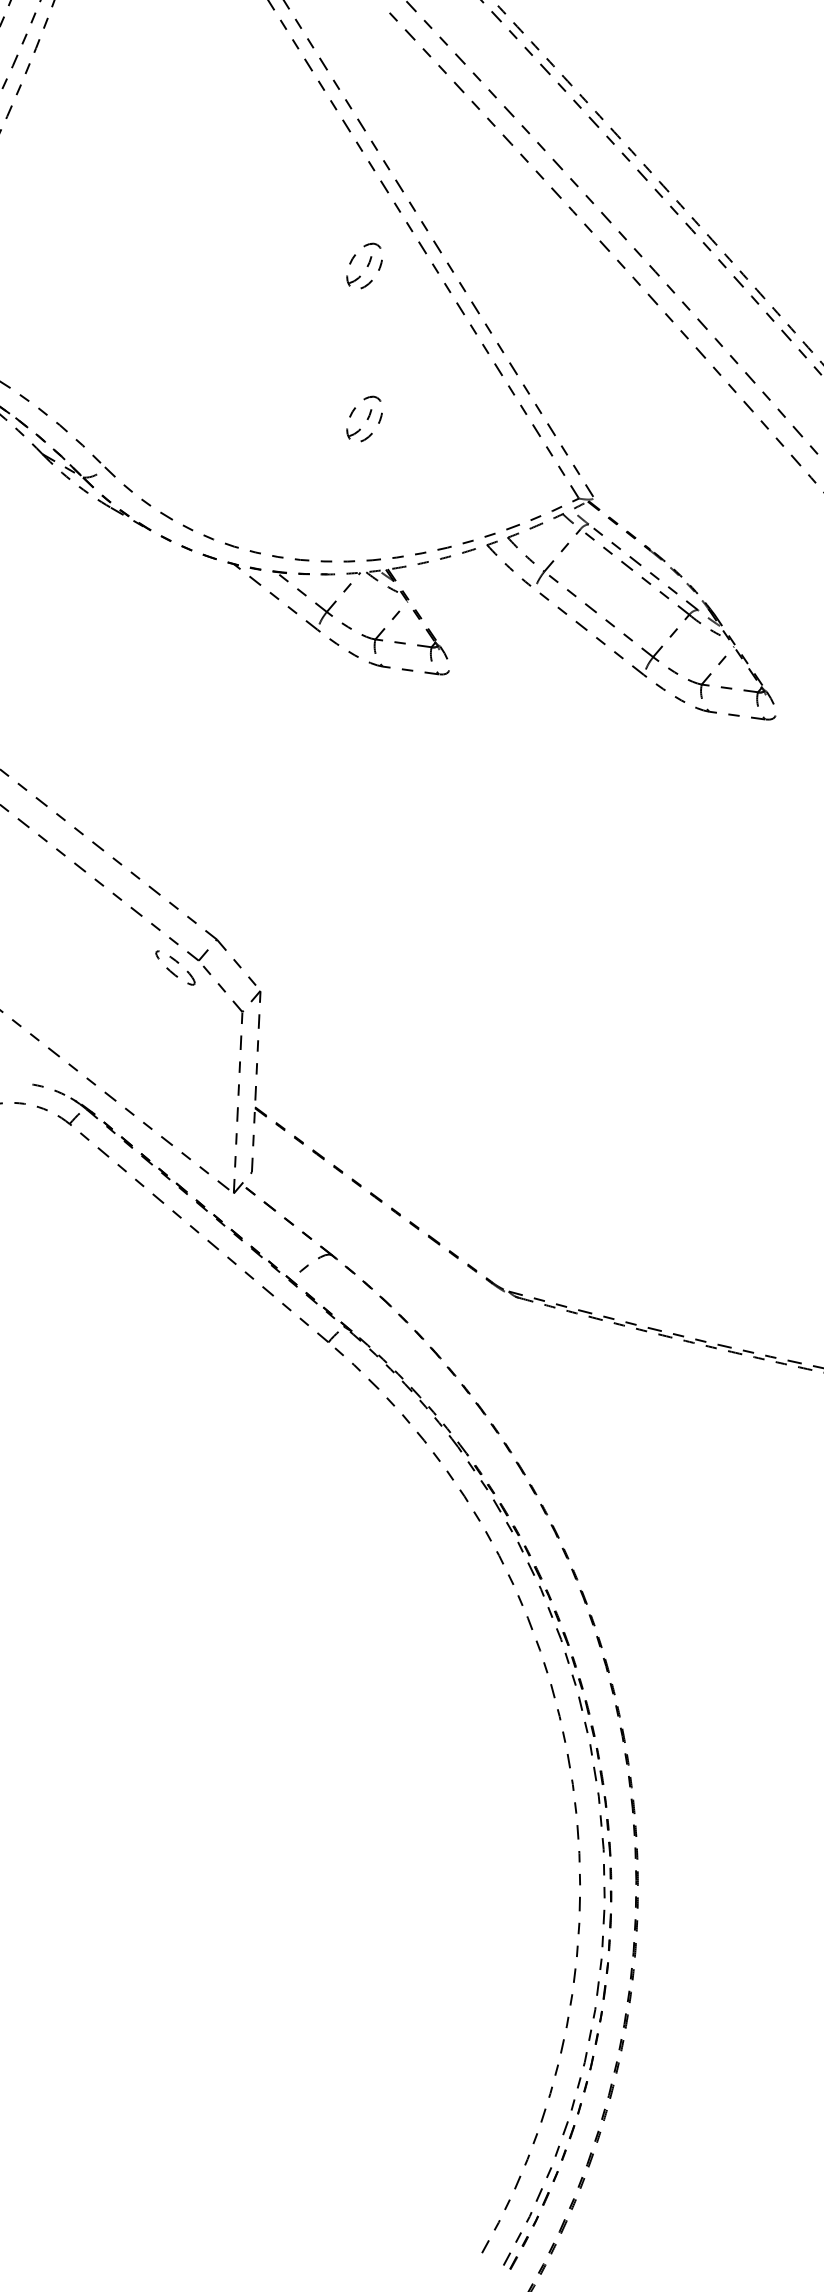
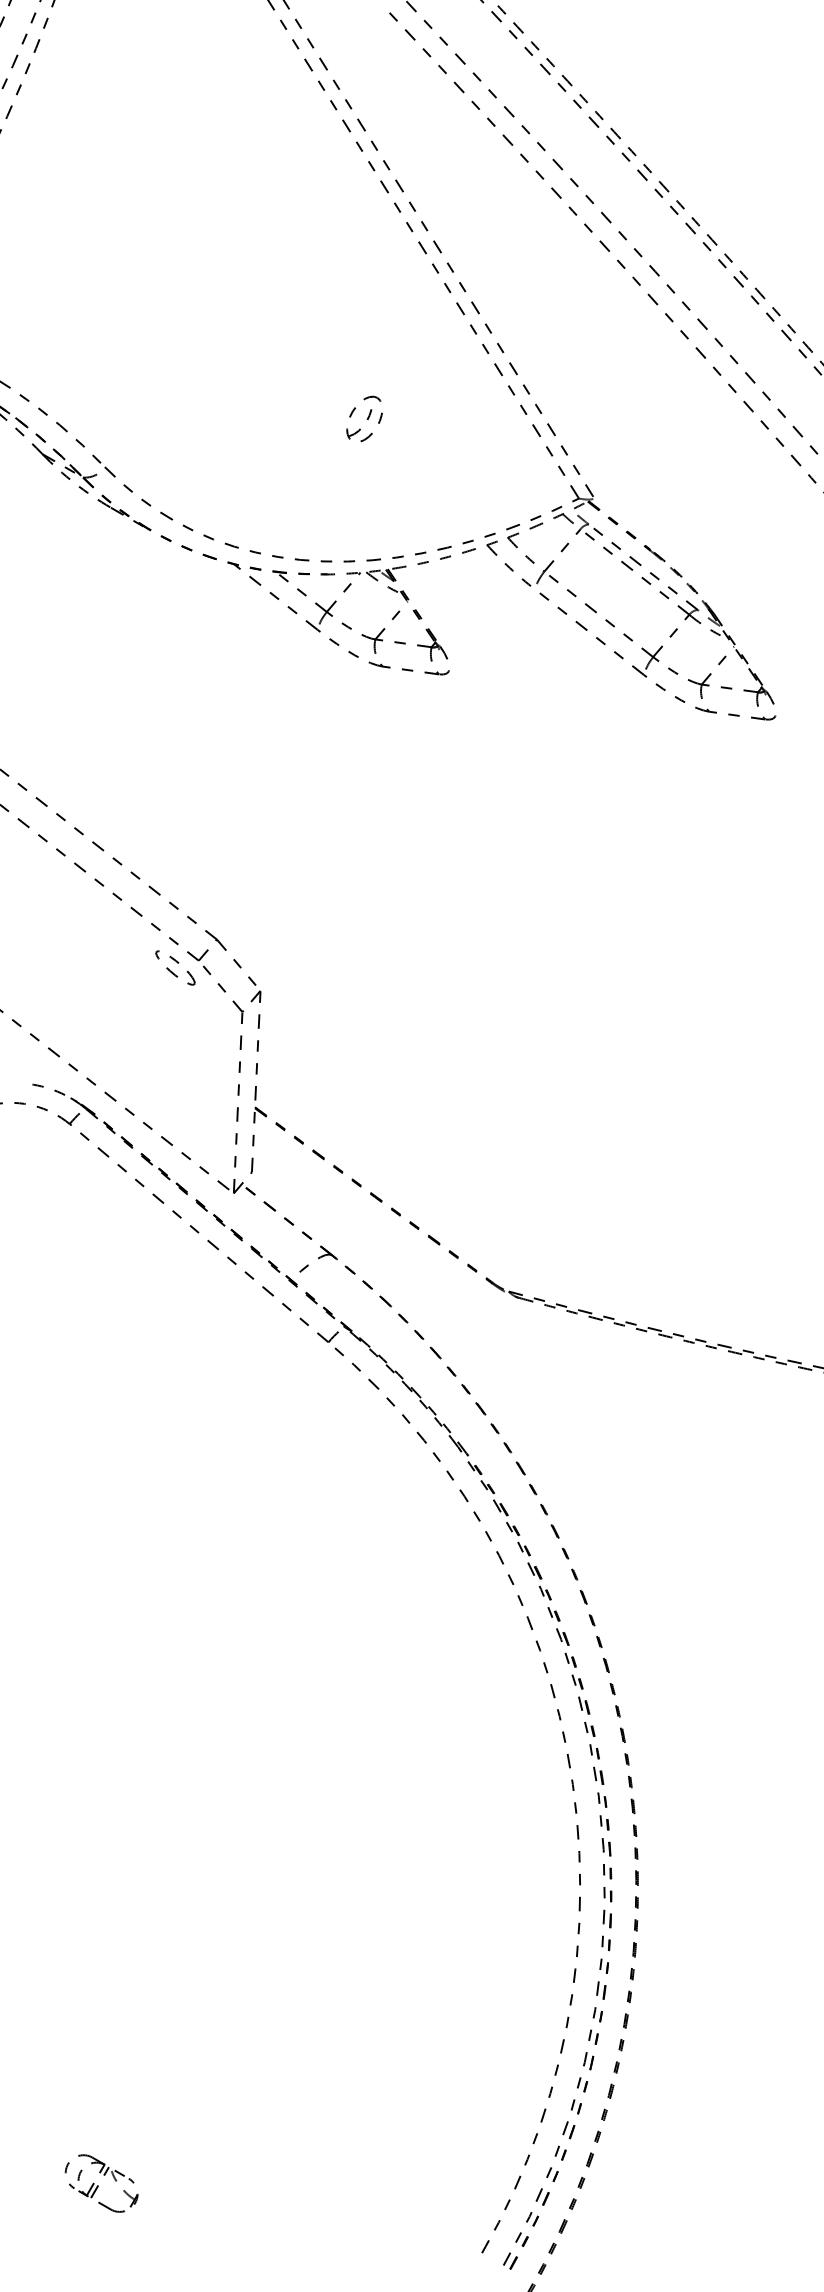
part: present -> none (364, 265)
part: none -> present (101, 2183)
